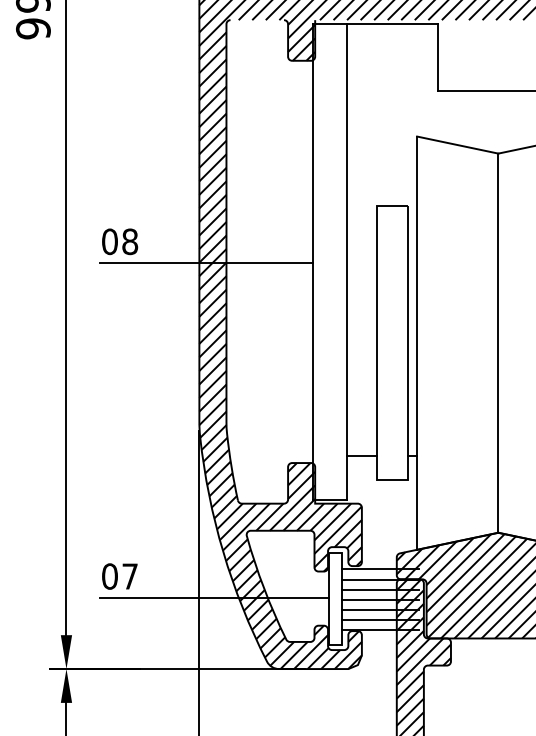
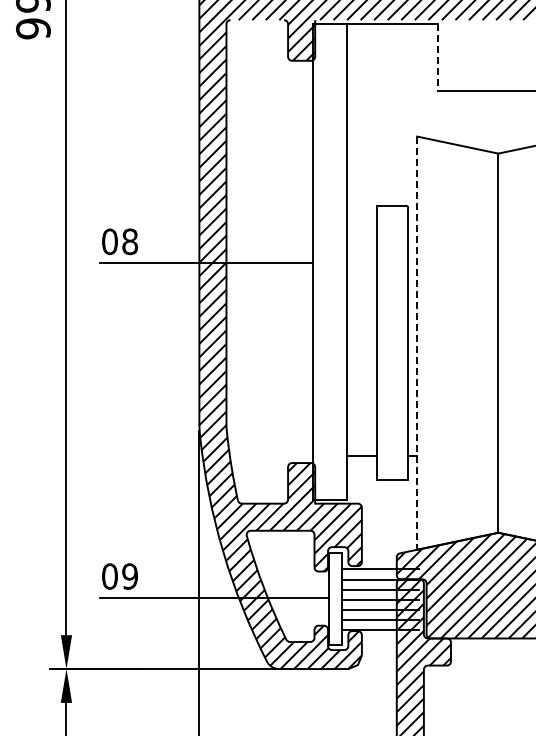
line: solid -> dashed (438, 57)
line: solid -> dashed (417, 343)
text: 07 -> 09 (130, 576)
